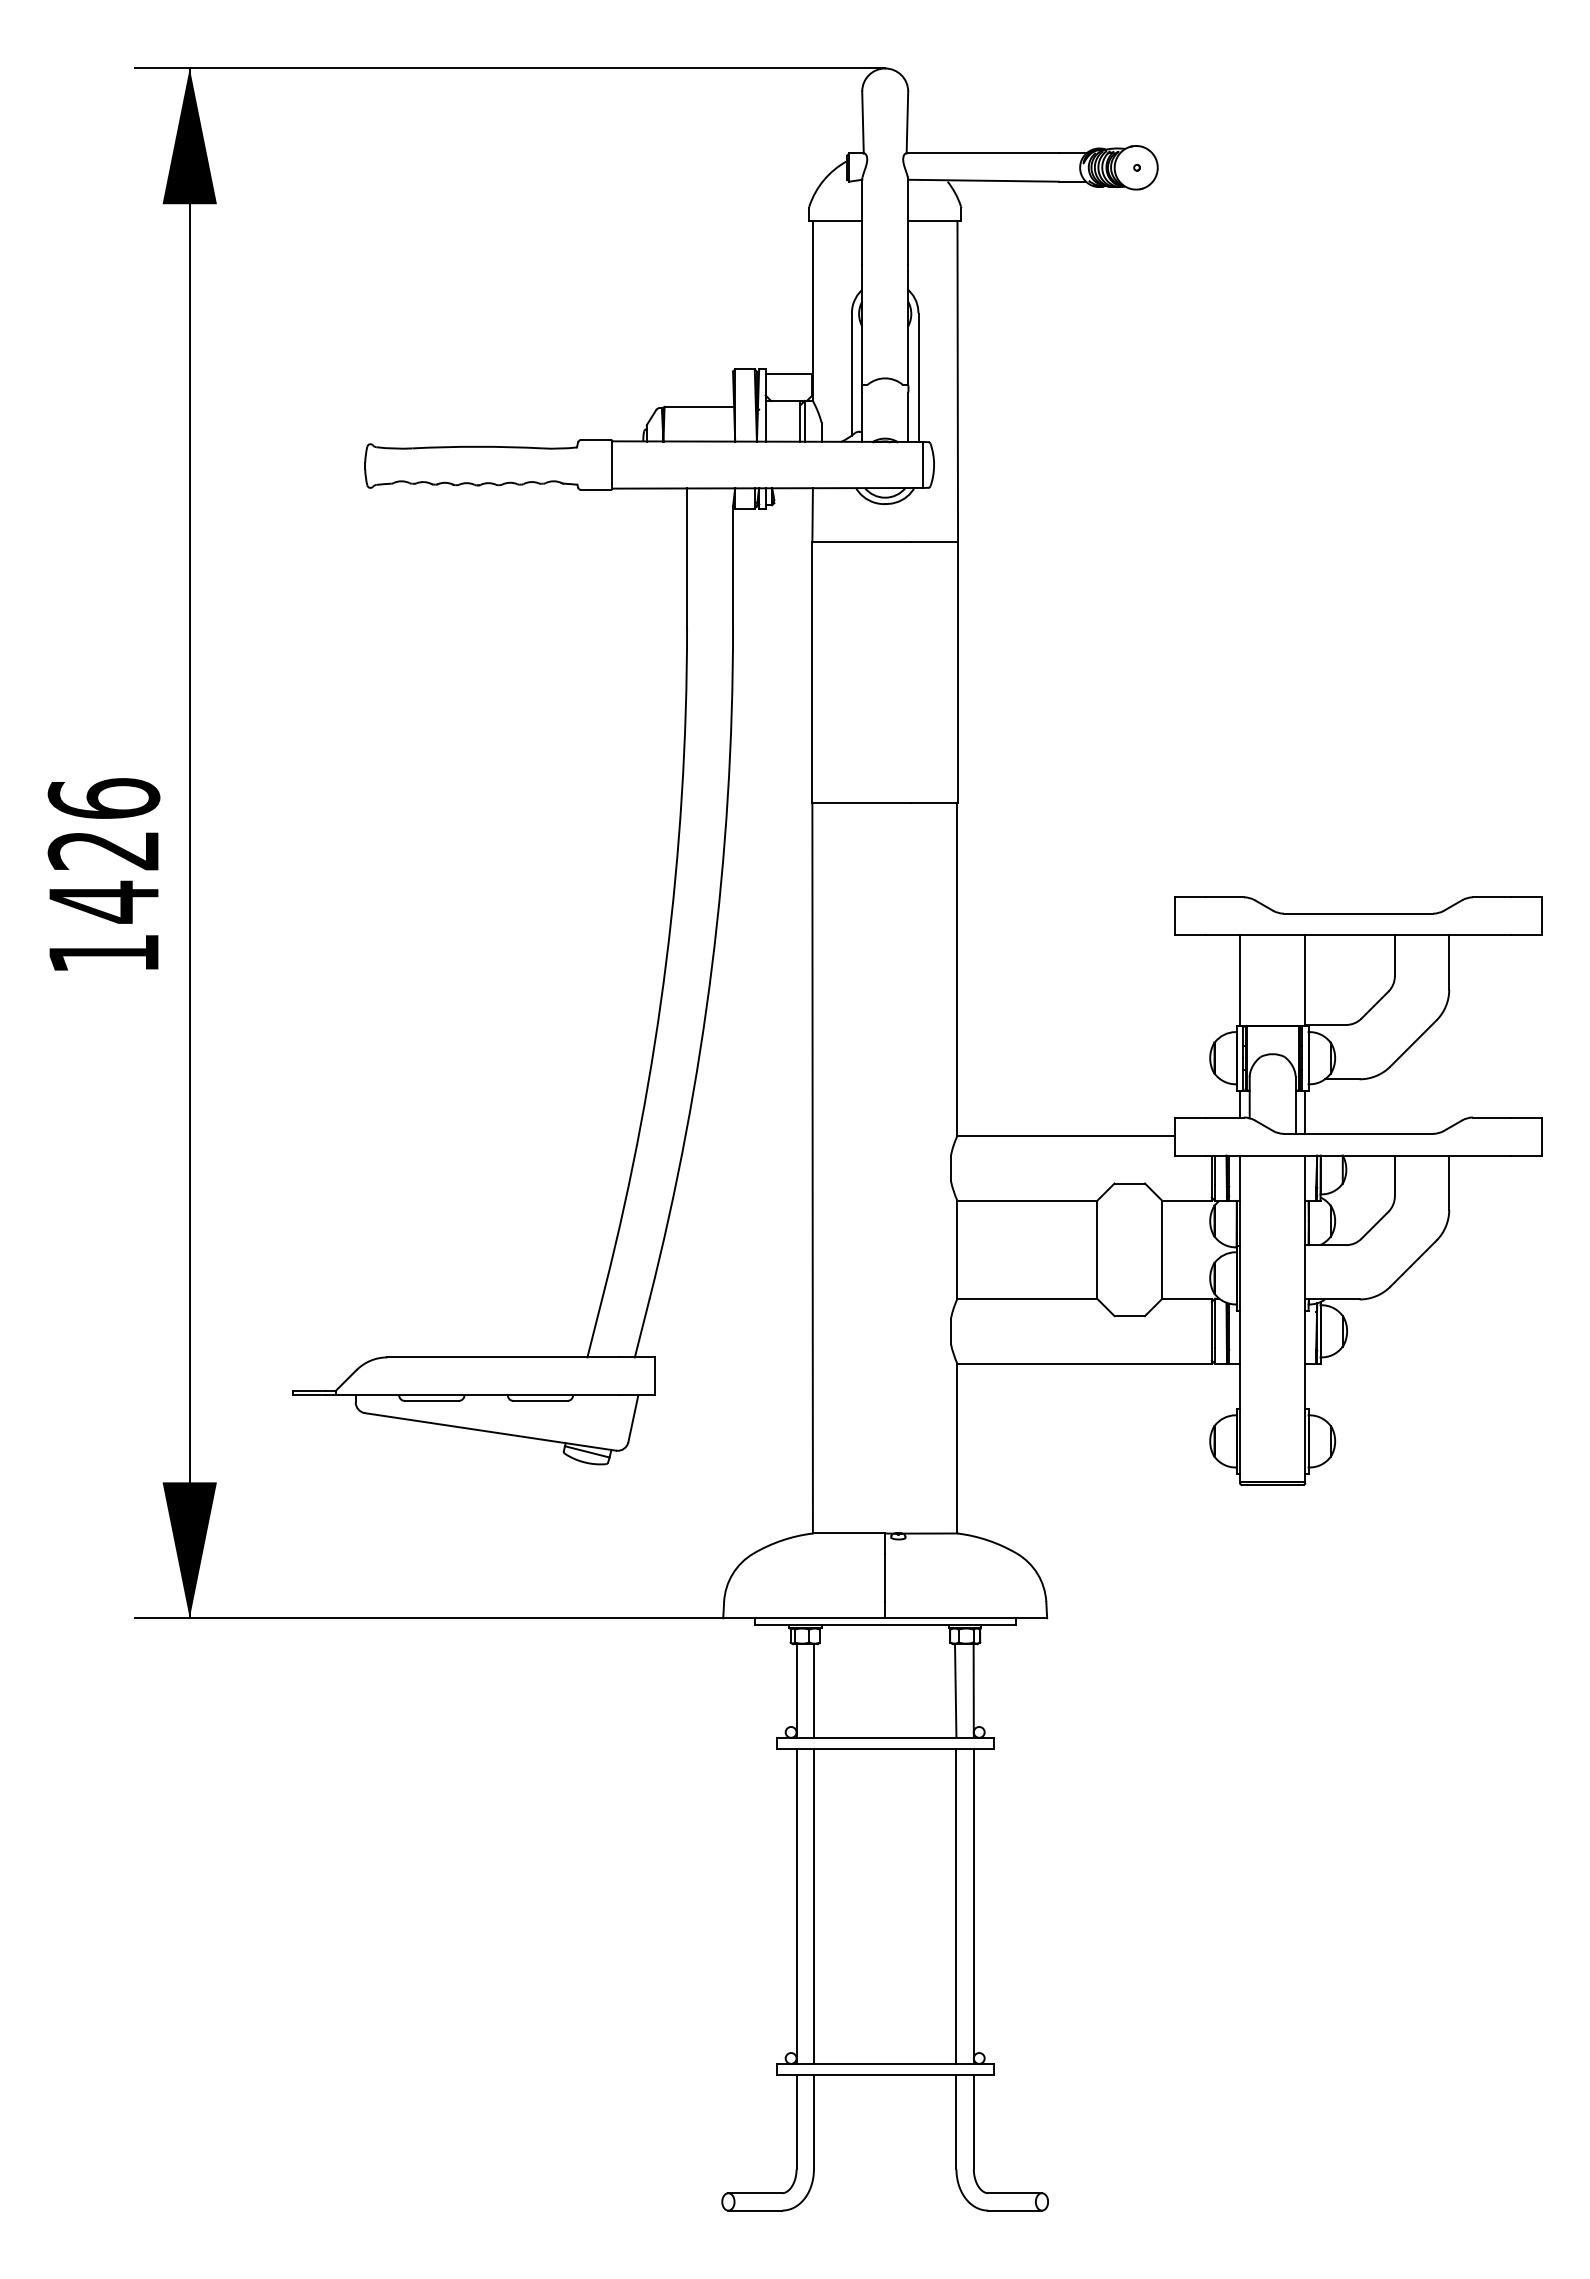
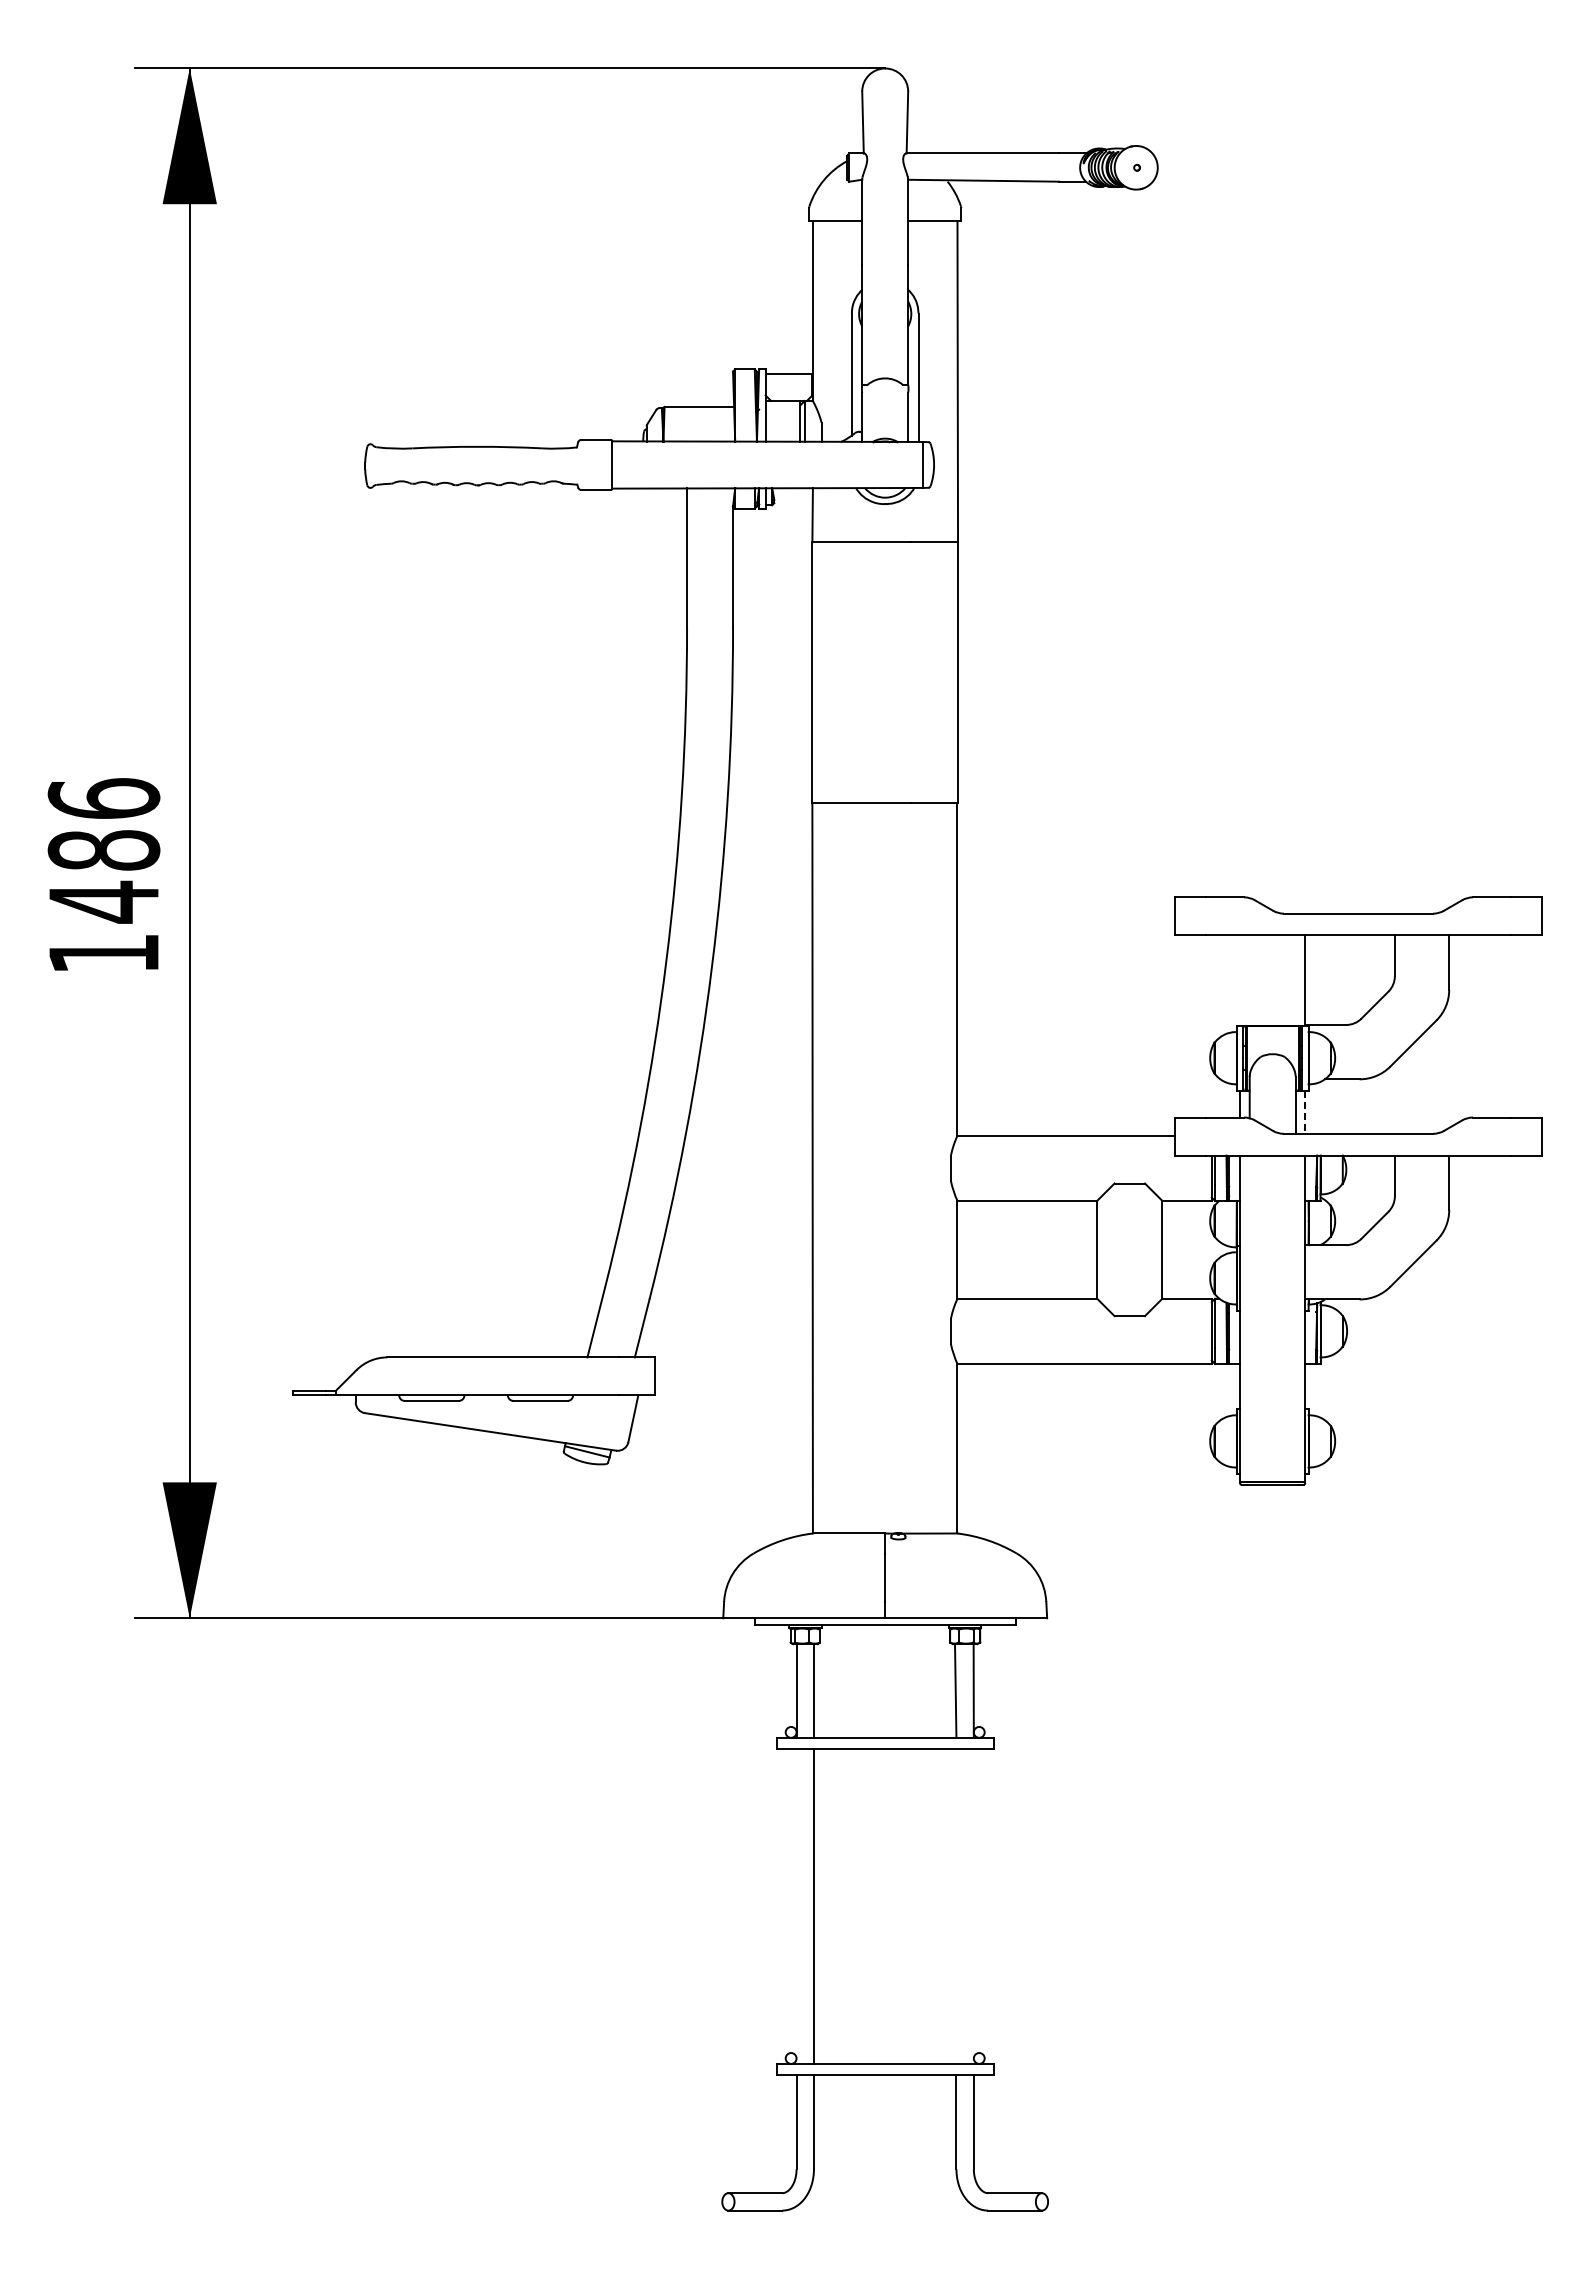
text: 1426 -> 1486 (103, 850)
line: present -> none (1240, 980)
line: solid -> dashed (1305, 1112)
line: present -> none (796, 1905)
line: present -> none (956, 1905)
line: present -> none (973, 1905)
